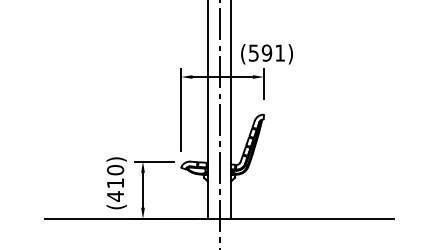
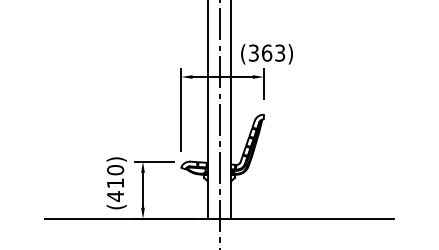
text: (591) -> (363) (267, 52)
